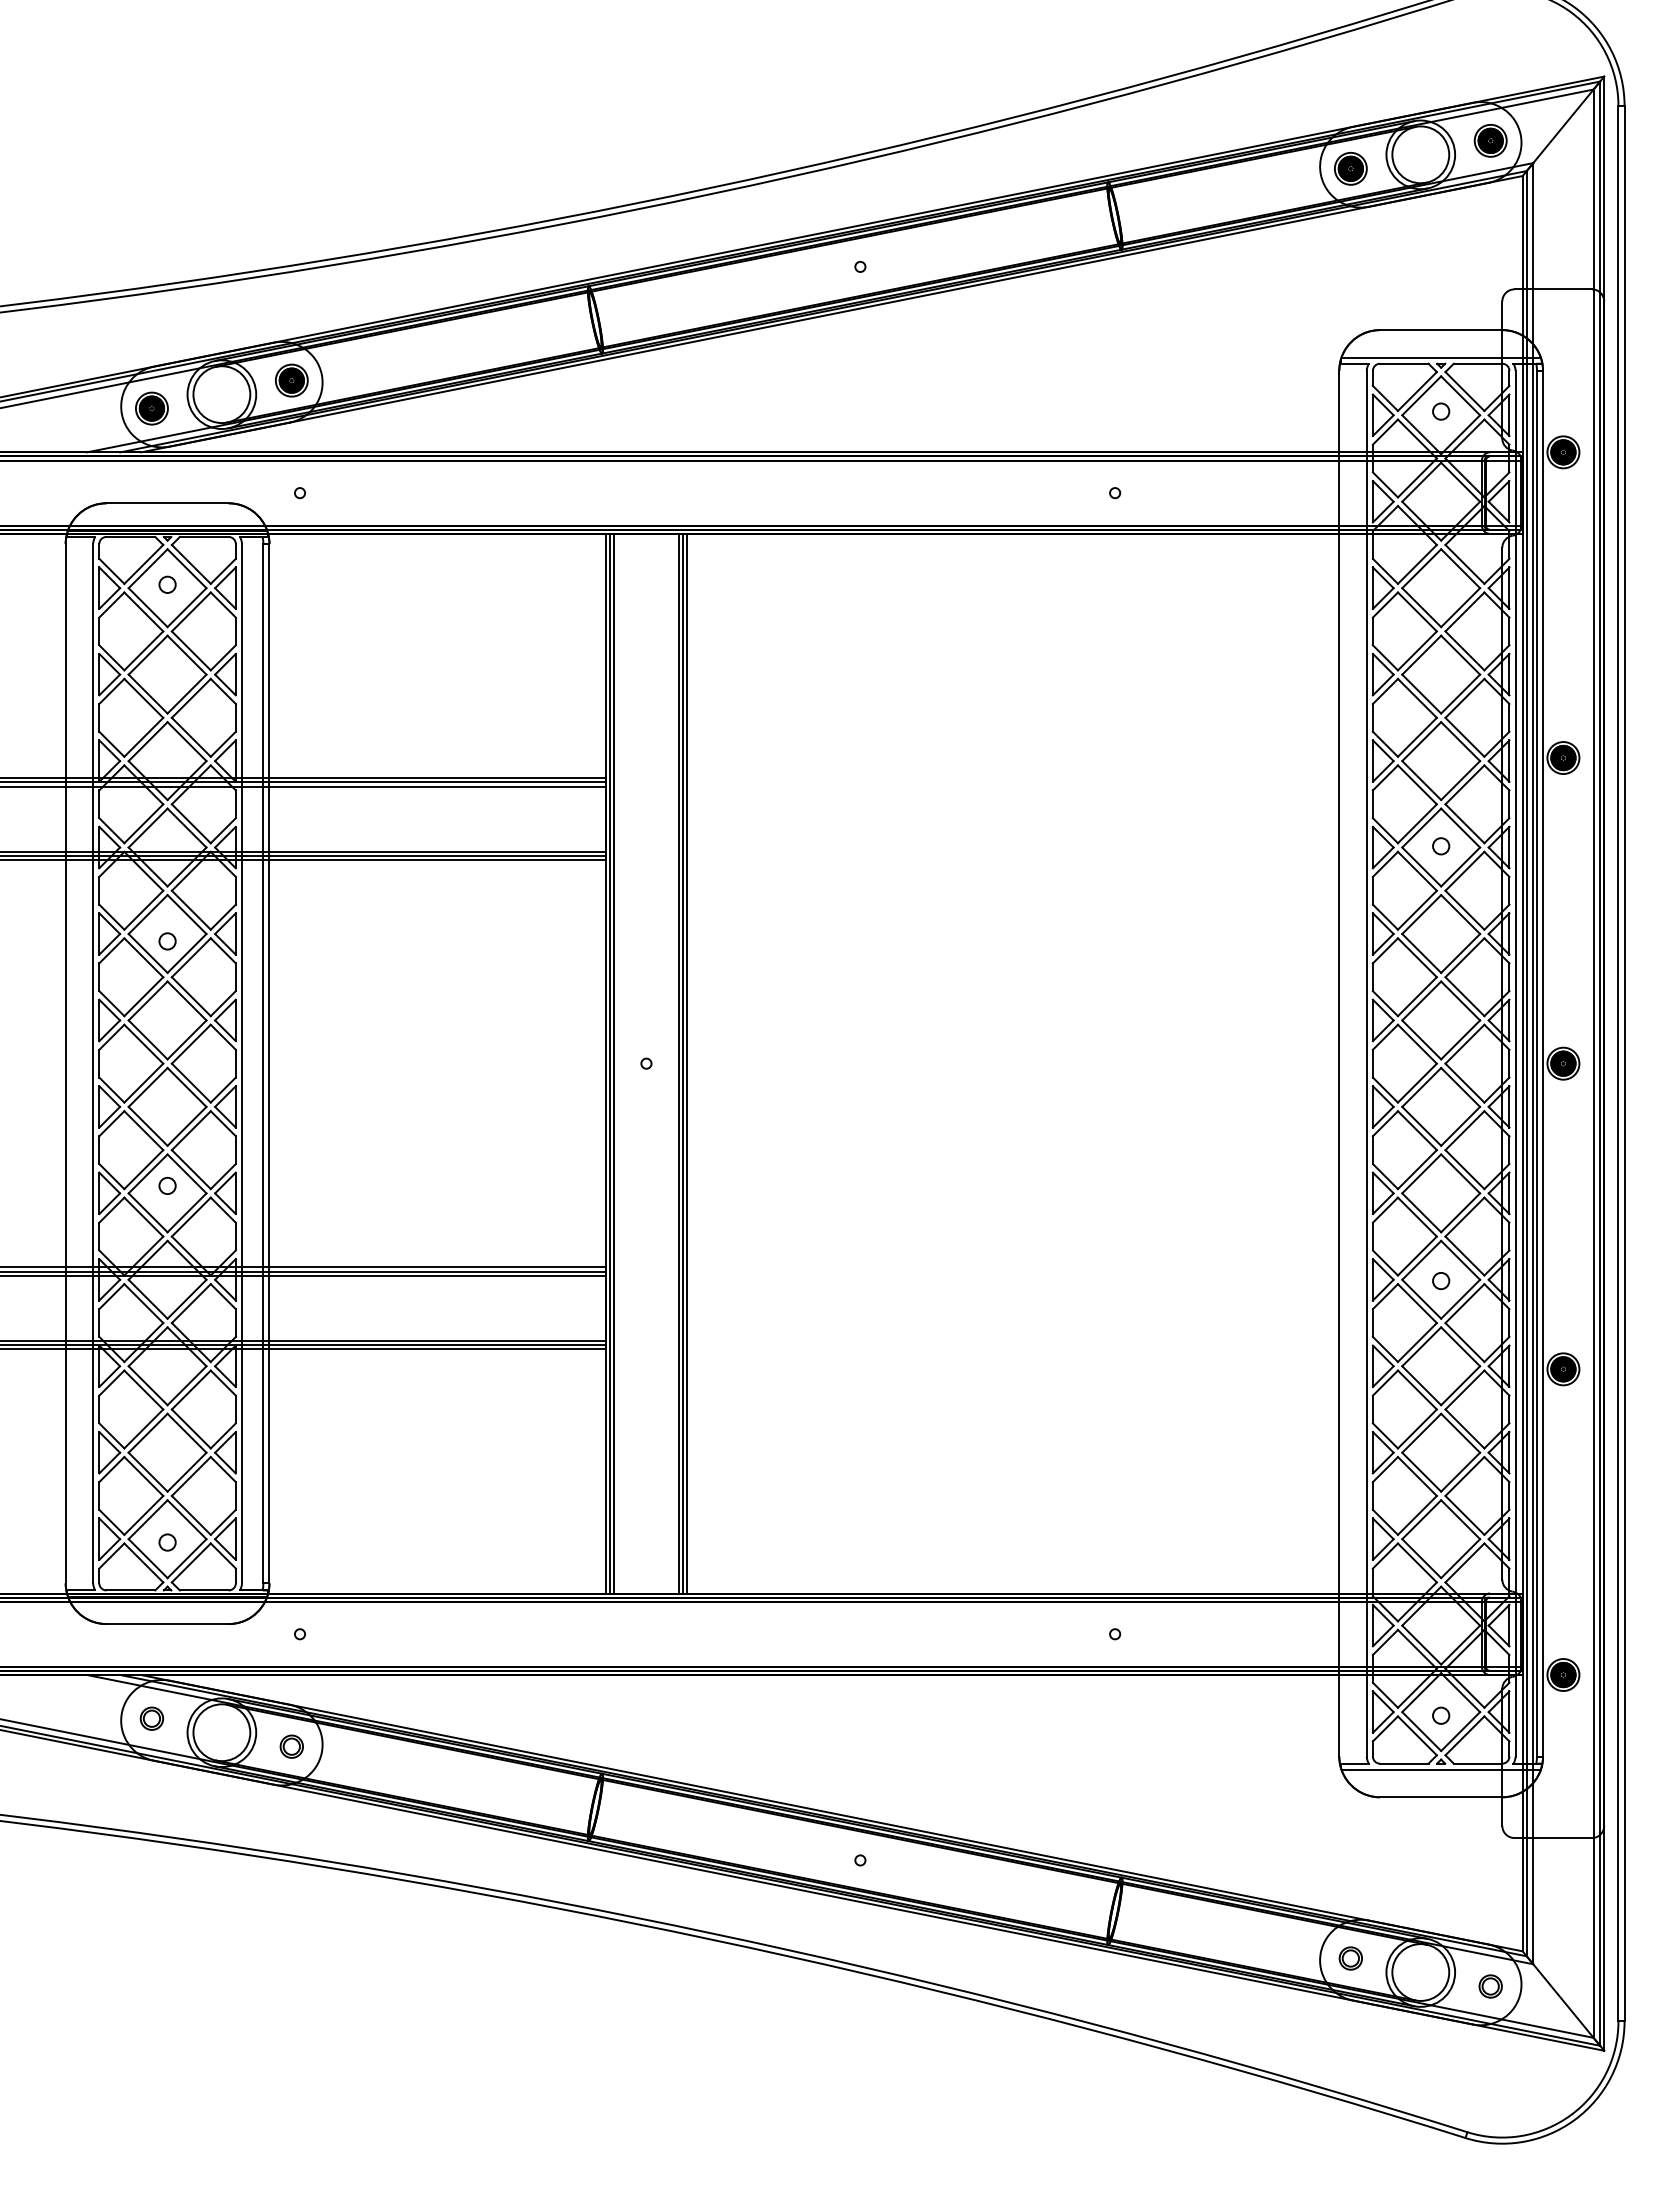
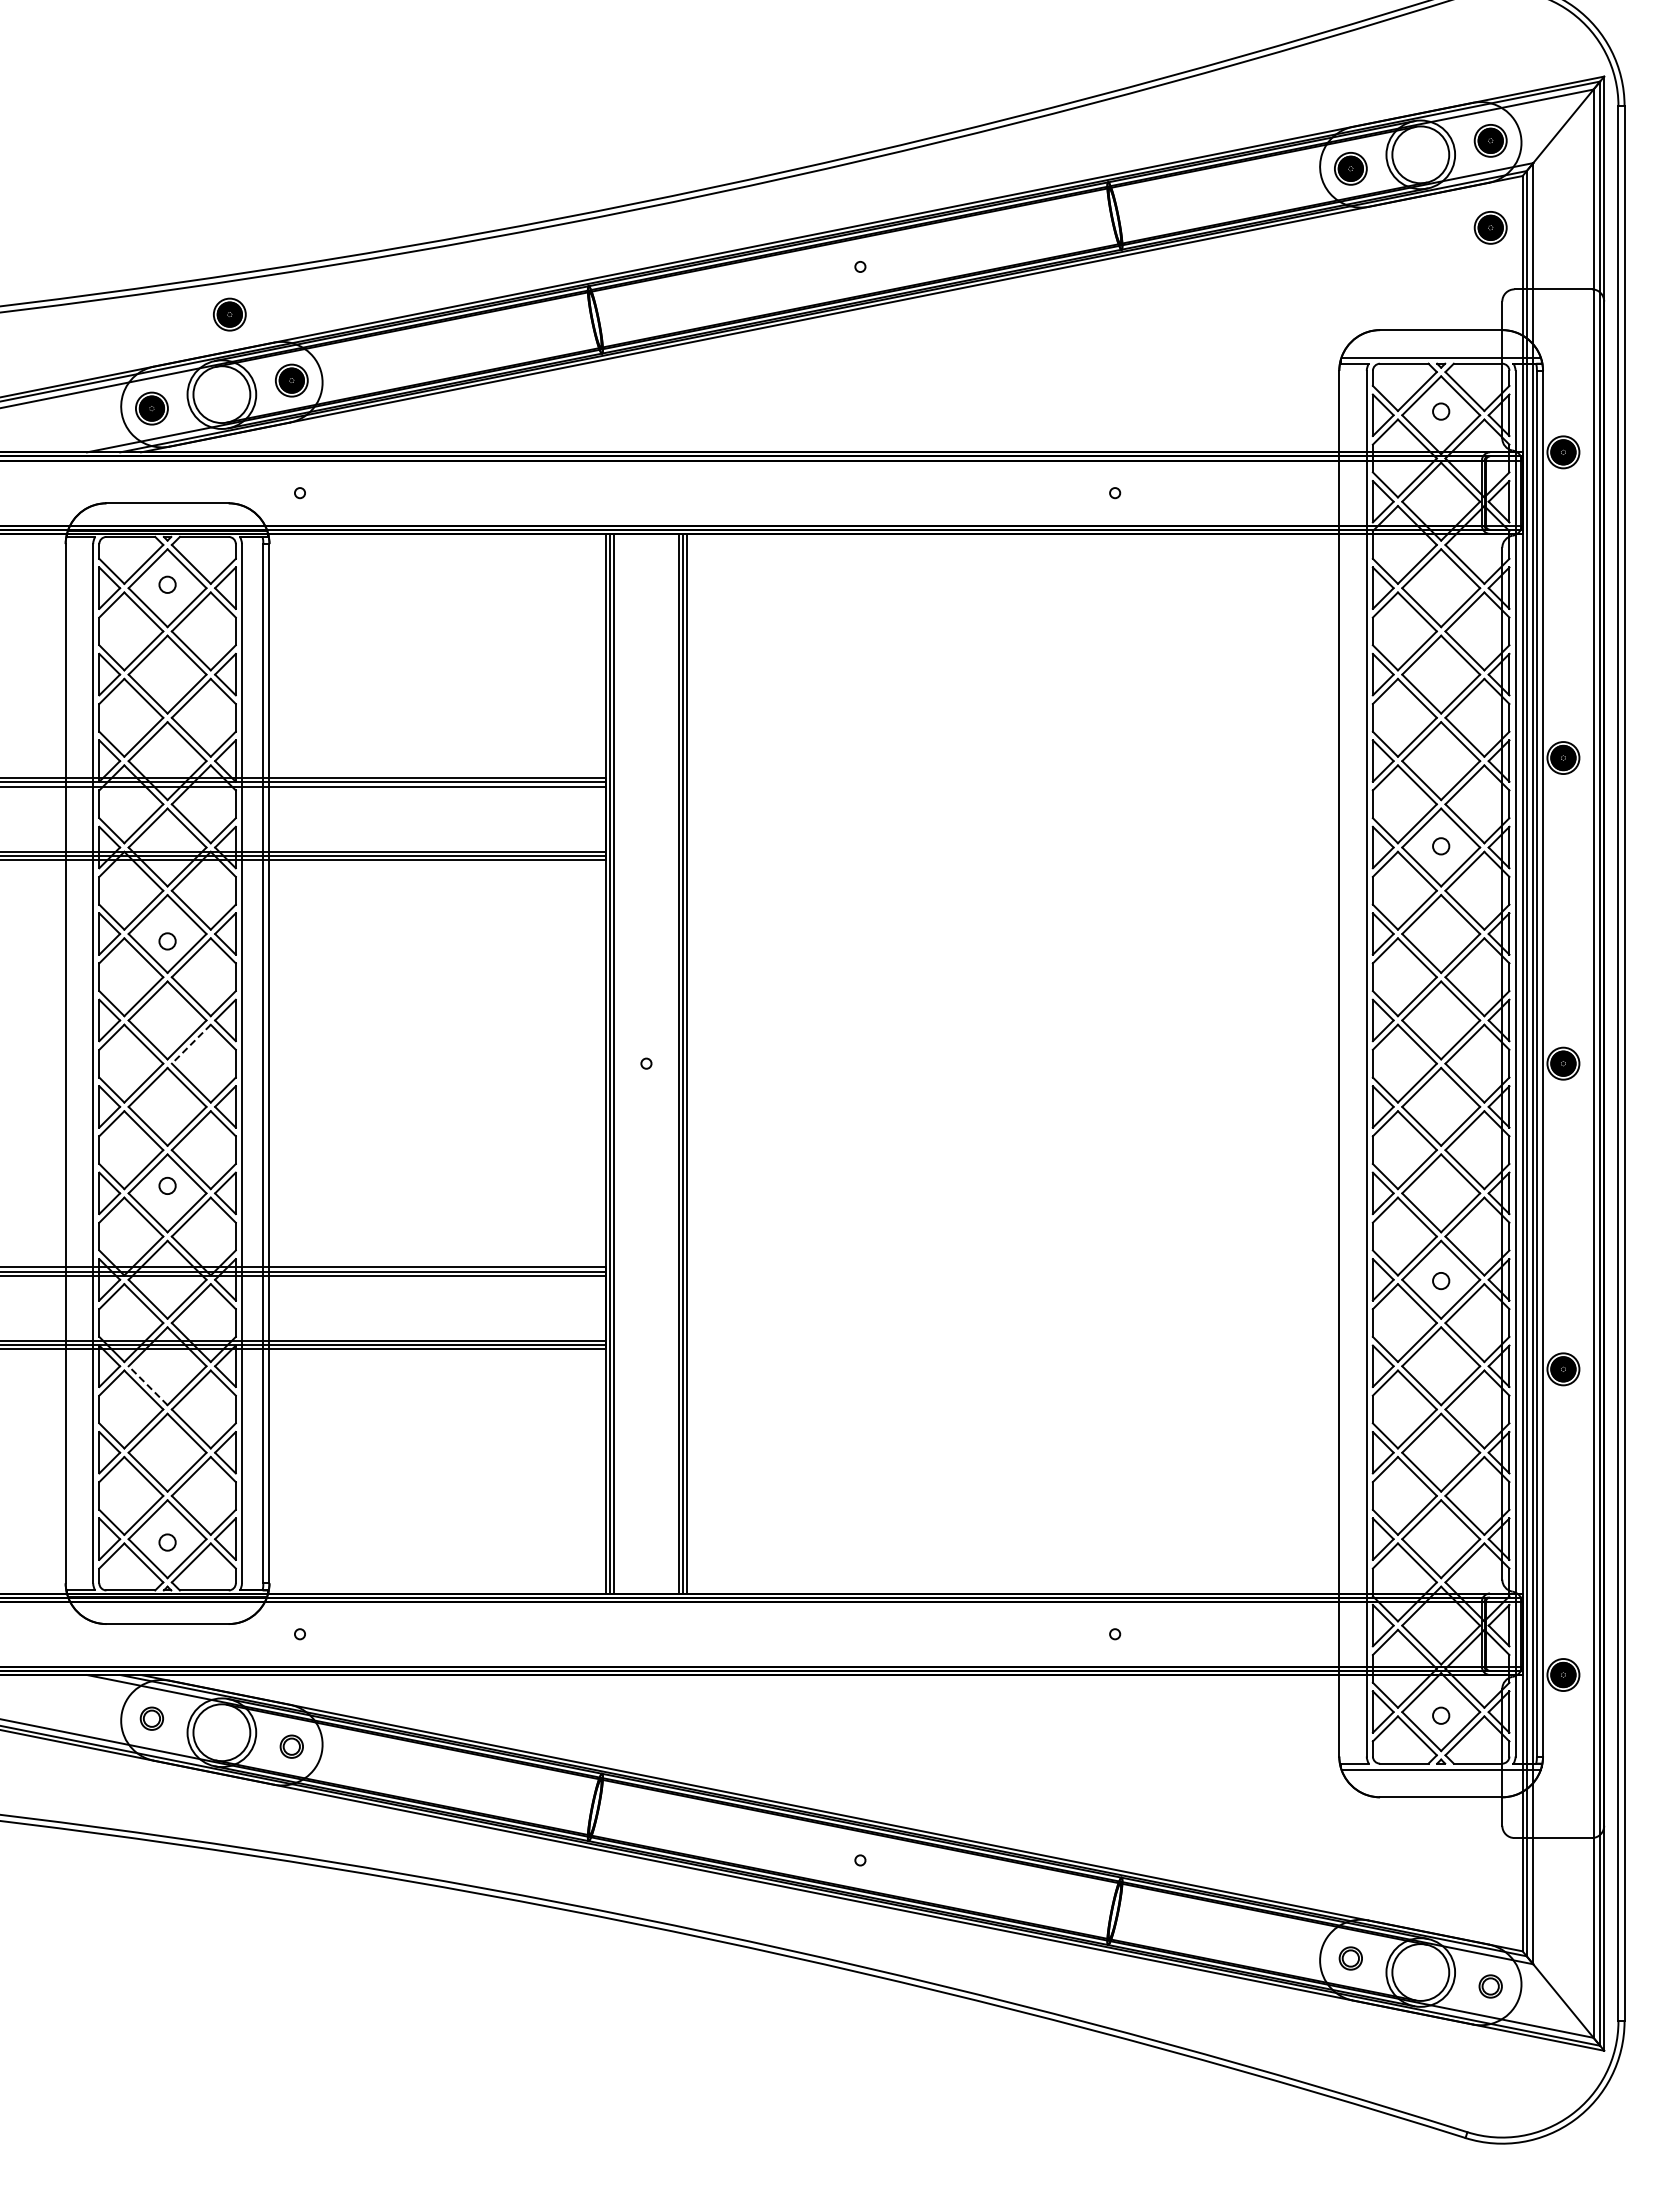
part: none -> present (1490, 227)
part: none -> present (229, 314)
line: solid -> dashed (191, 1044)
line: solid -> dashed (148, 1385)
